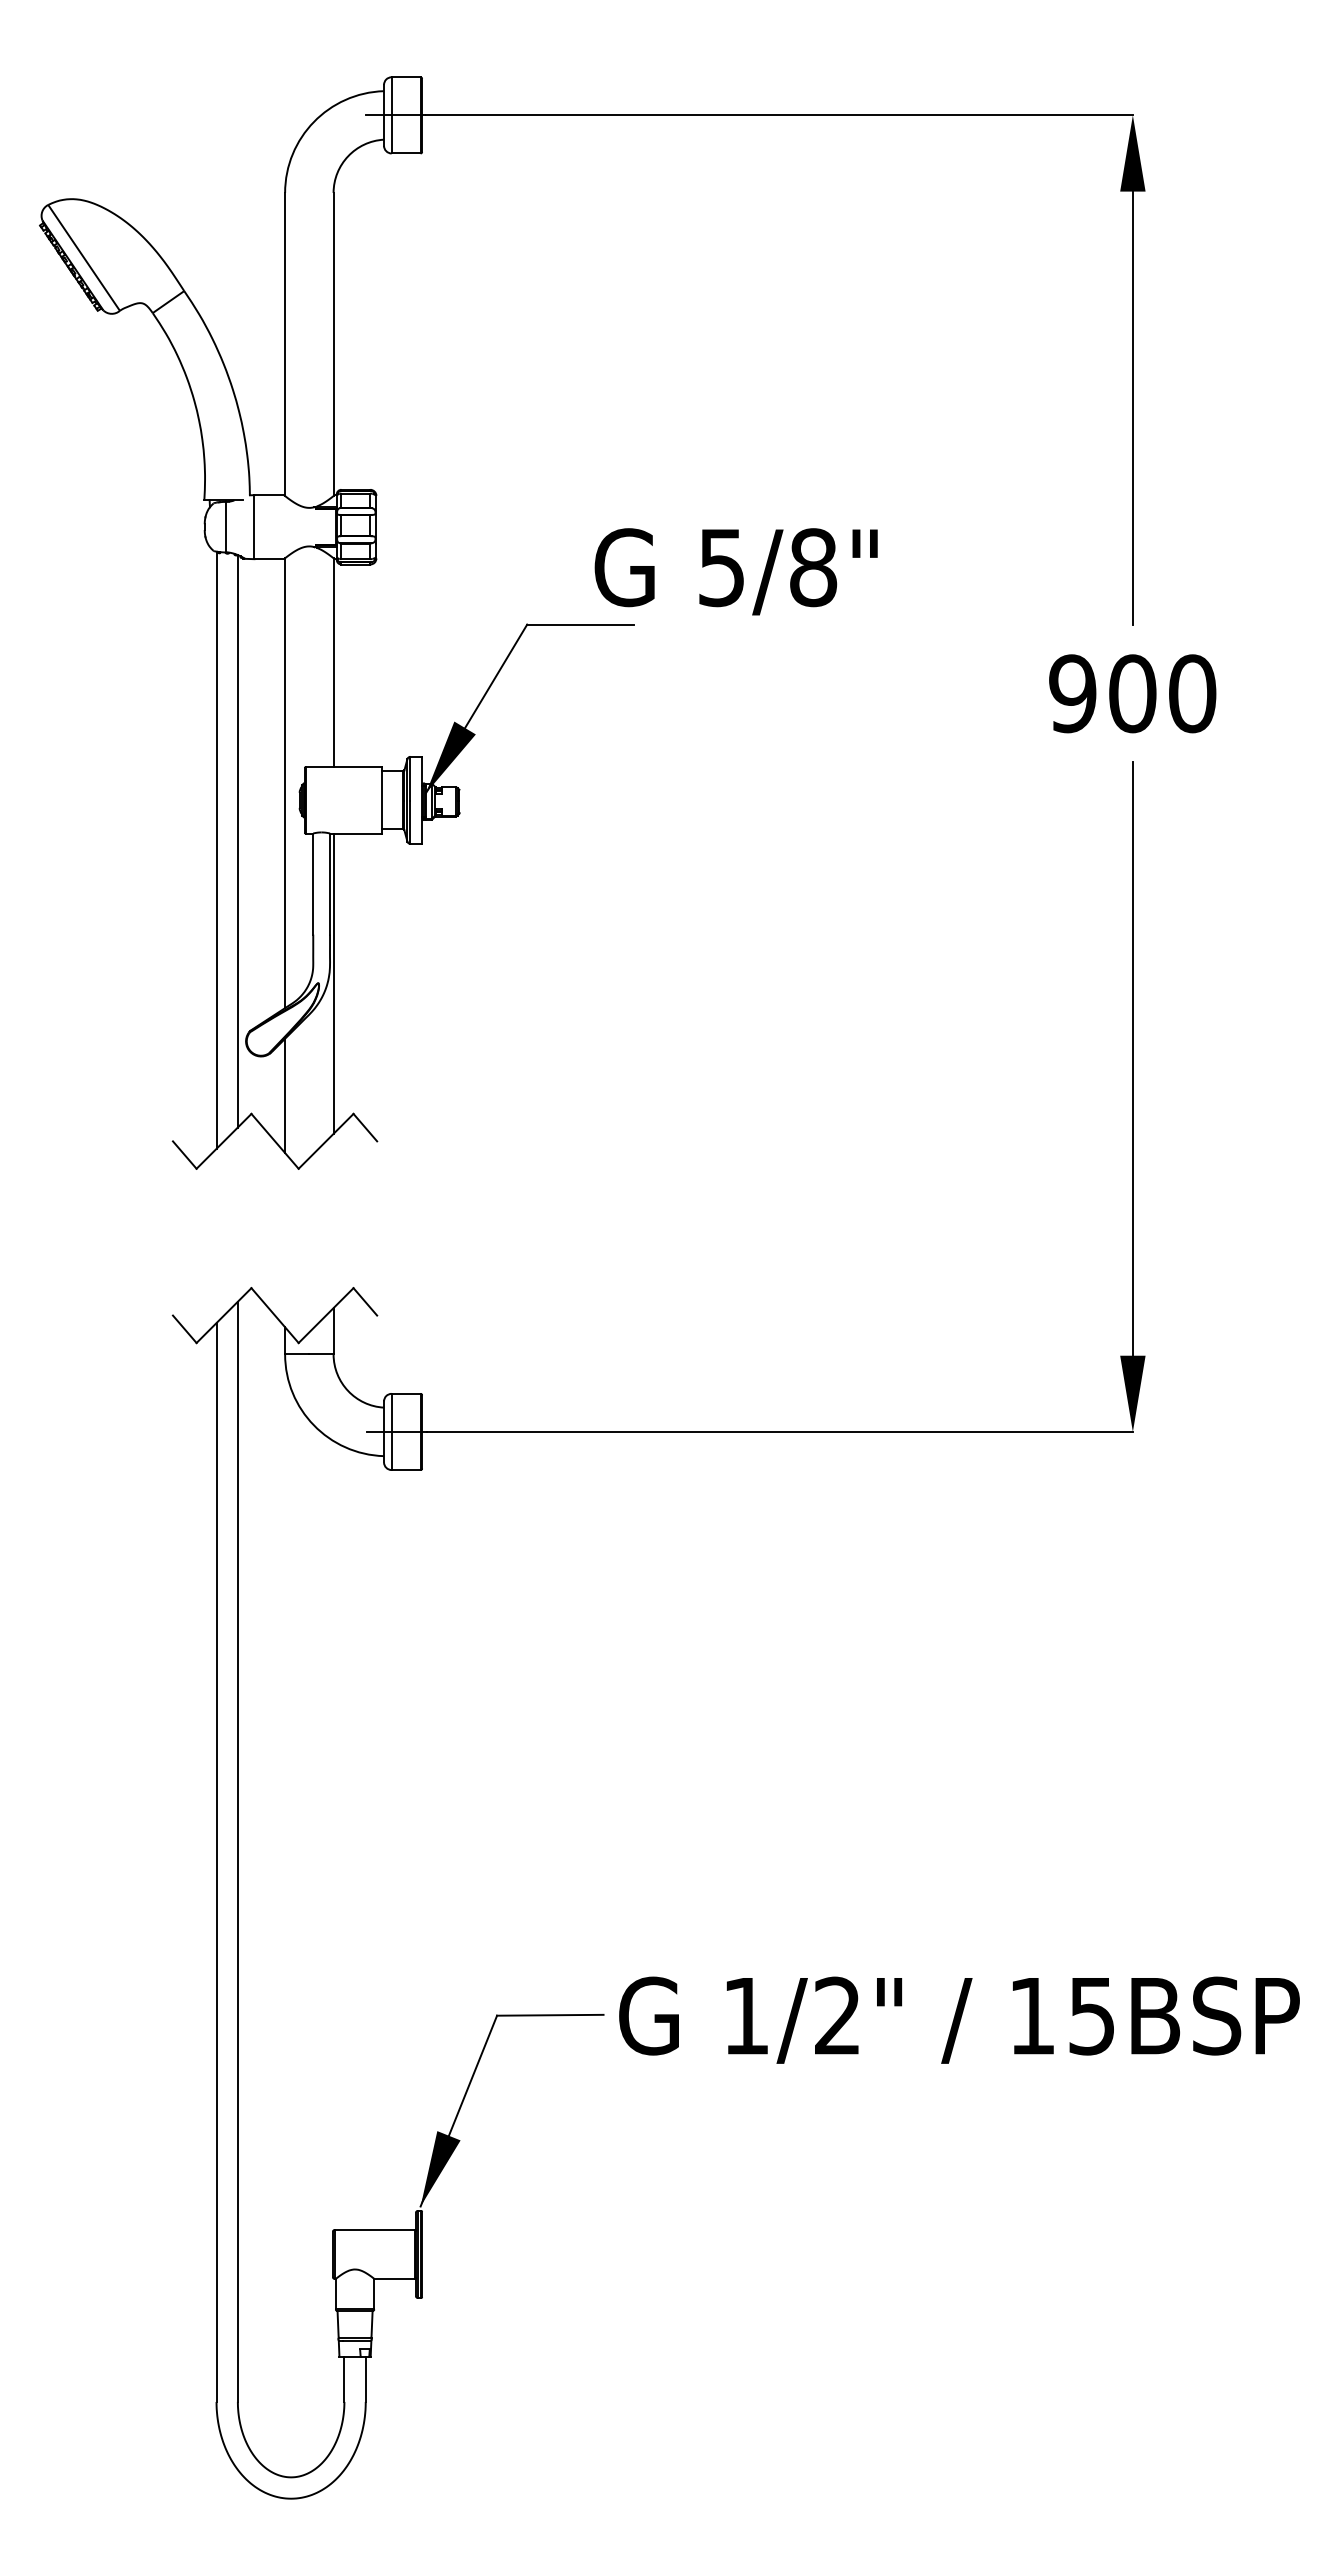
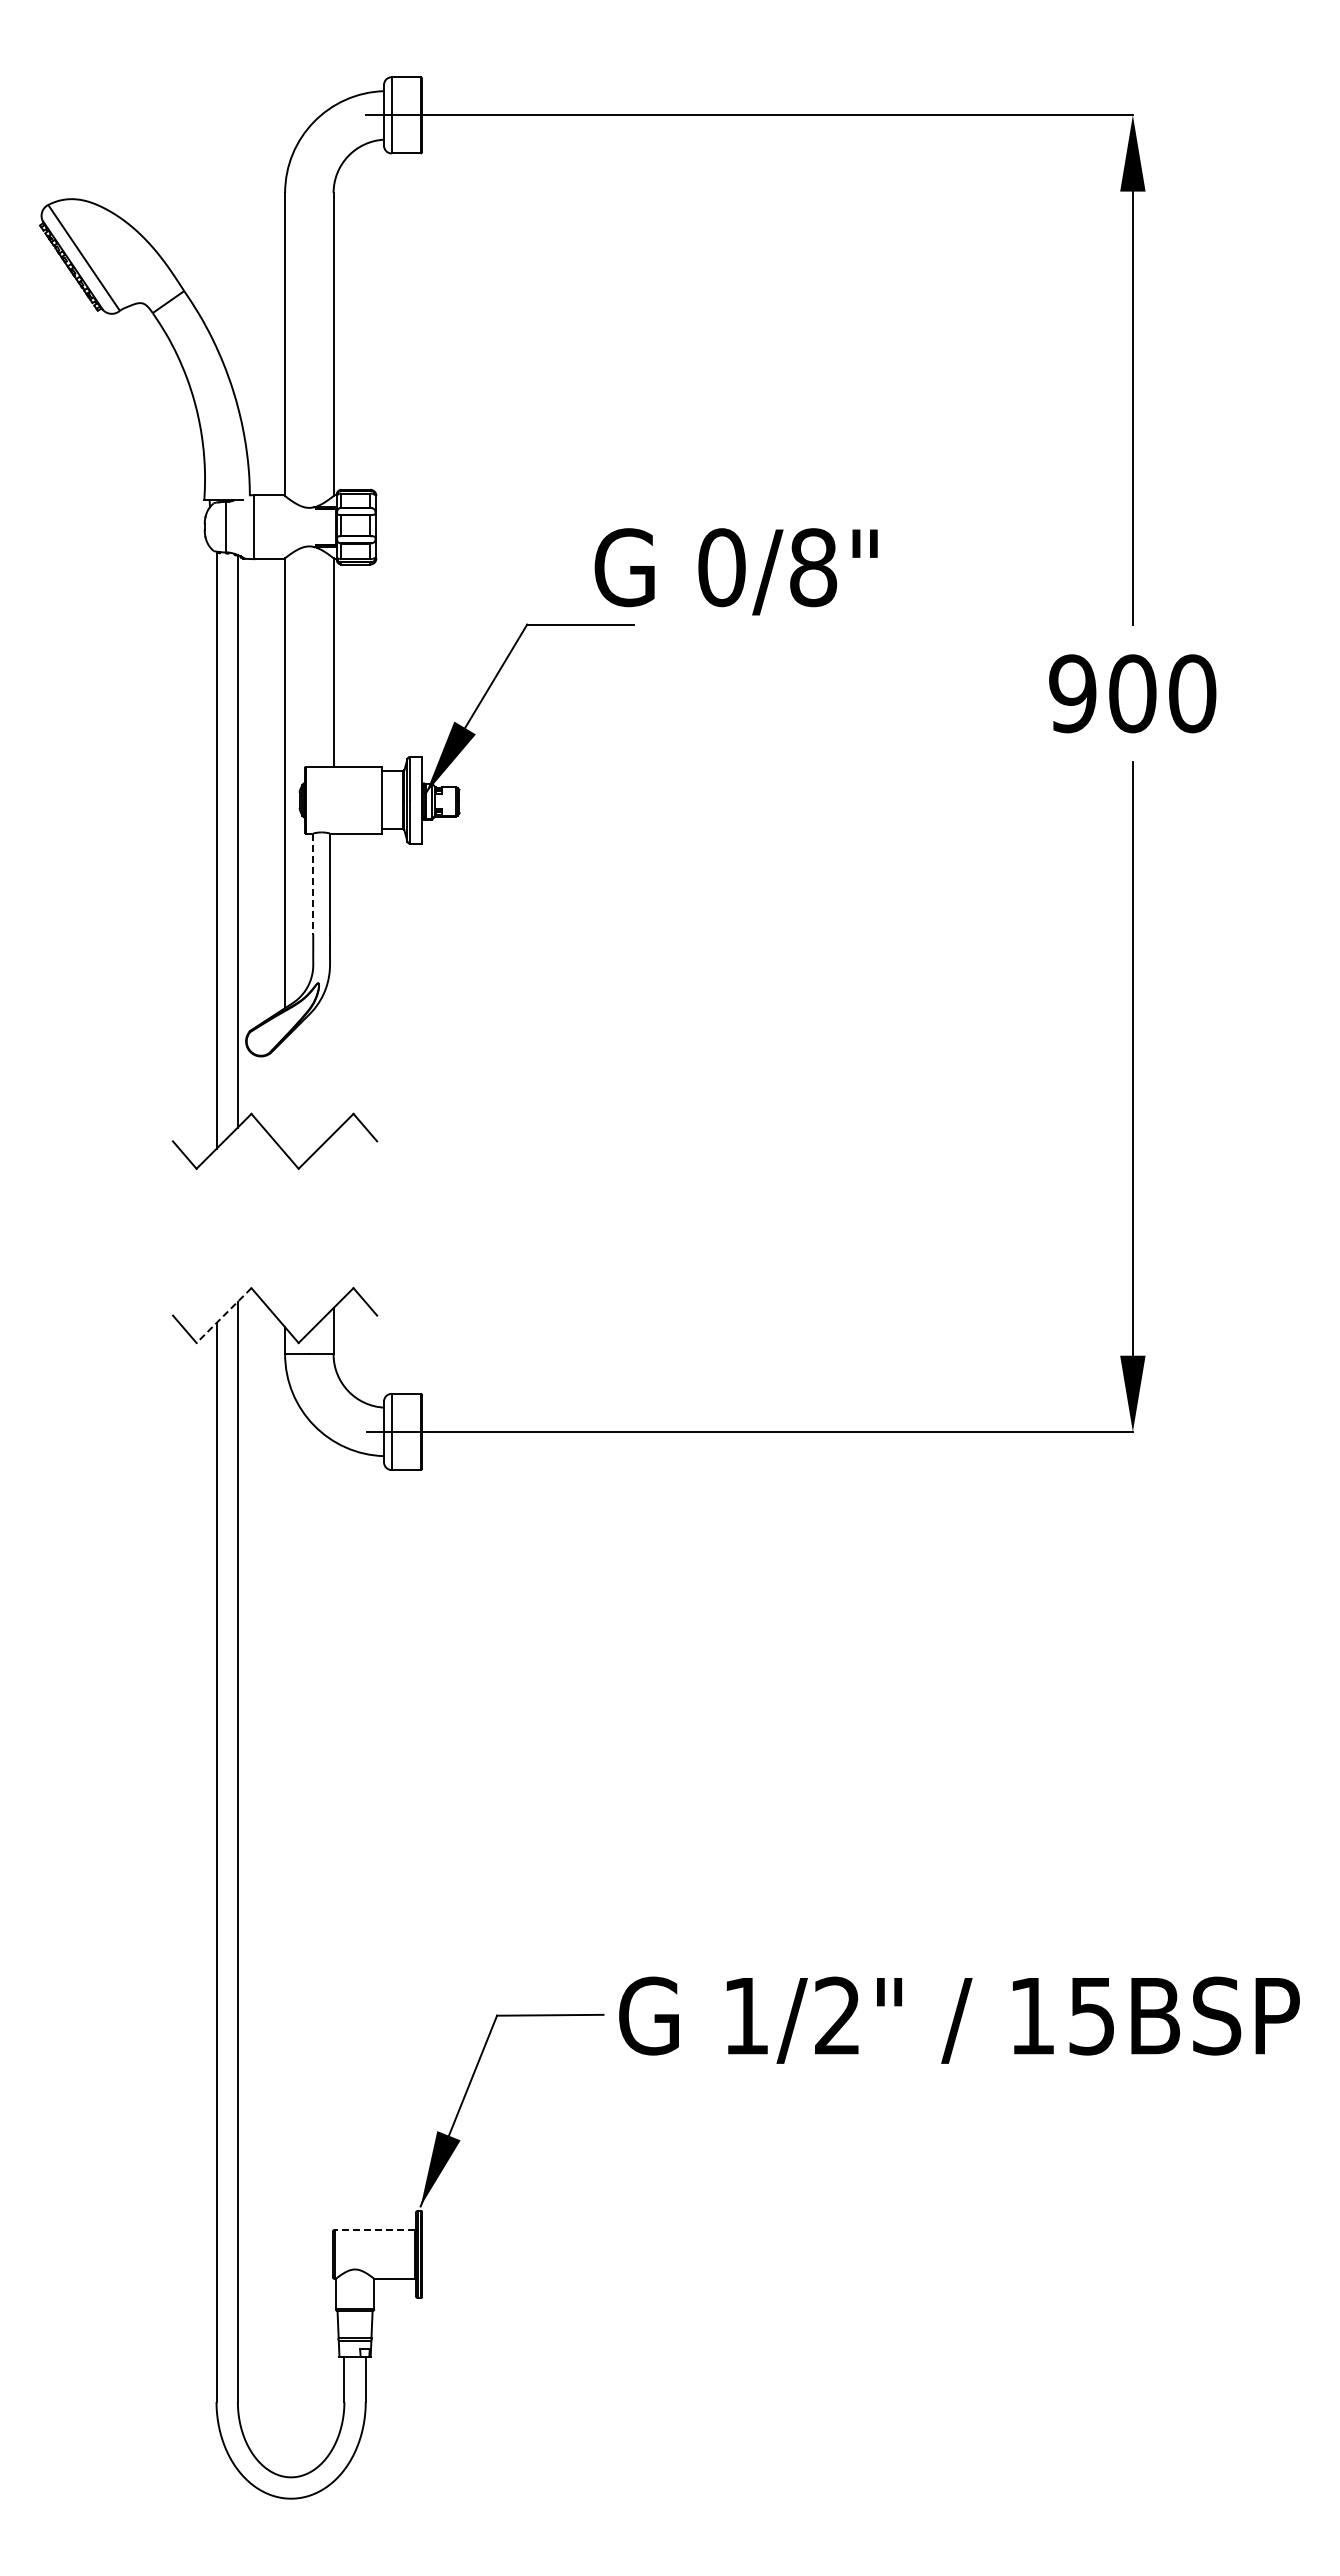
text: 5/8" -> 0/8" (721, 567)
line: solid -> dashed (313, 884)
line: present -> none (333, 983)
line: present -> none (285, 1095)
line: solid -> dashed (224, 1315)
line: solid -> dashed (374, 2230)
